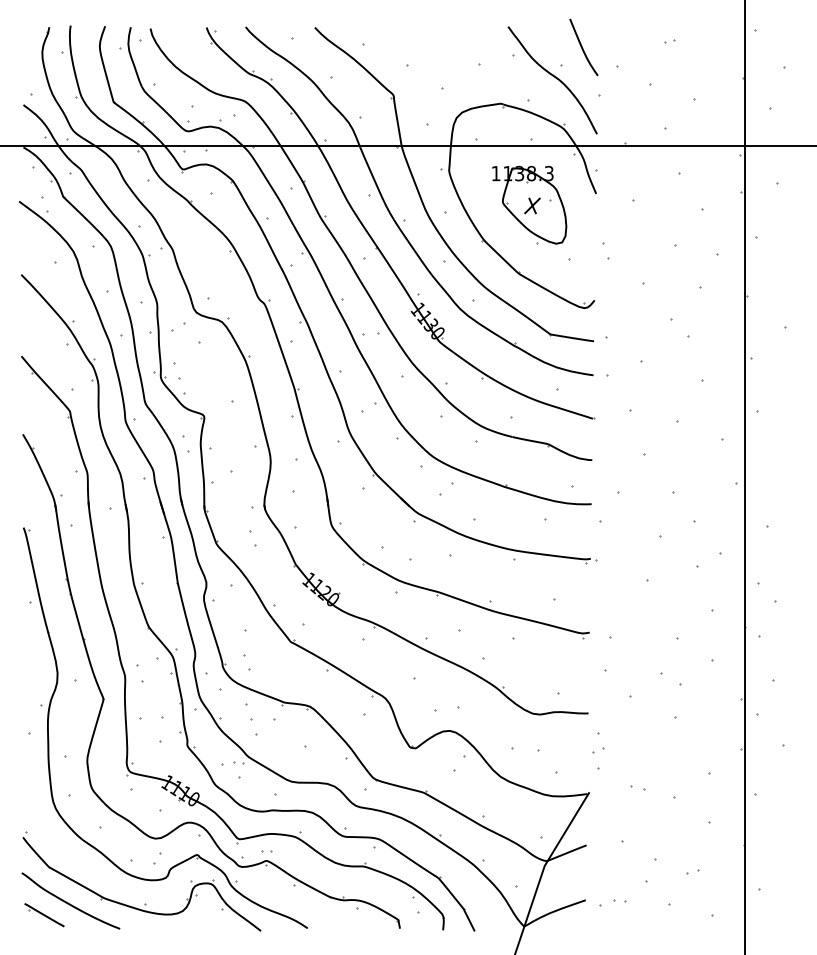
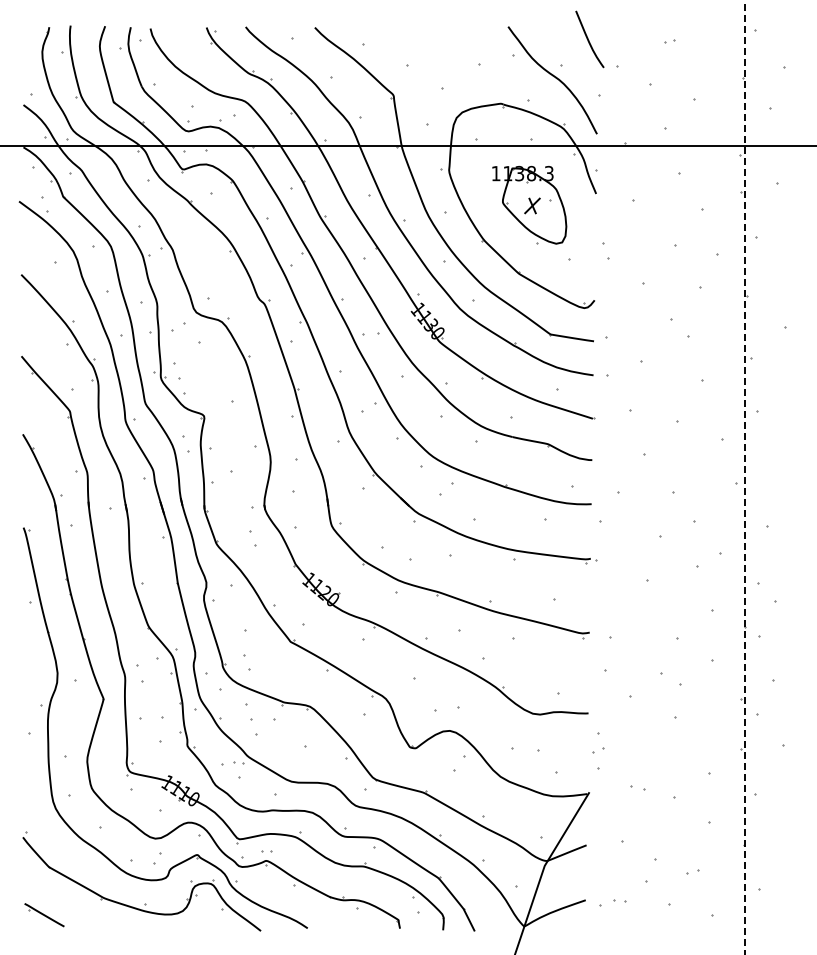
curve position: (582, 47) -> (588, 39) (588, 39)
line: solid -> dashed (744, 477)
curve: present -> none (68, 902)
